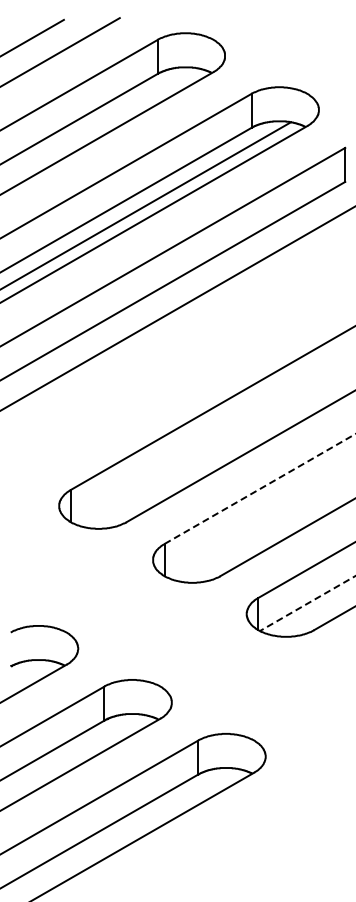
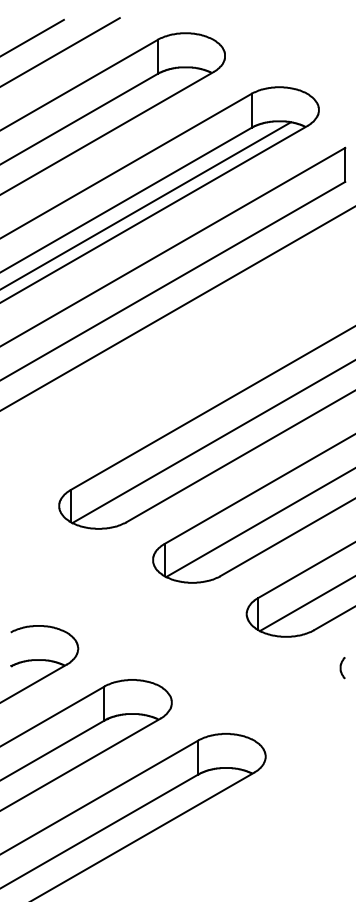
line: none -> present (212, 442)
line: dashed -> solid (260, 488)
line: none -> present (259, 523)
line: dashed -> solid (307, 603)
curve: none -> present (341, 668)
